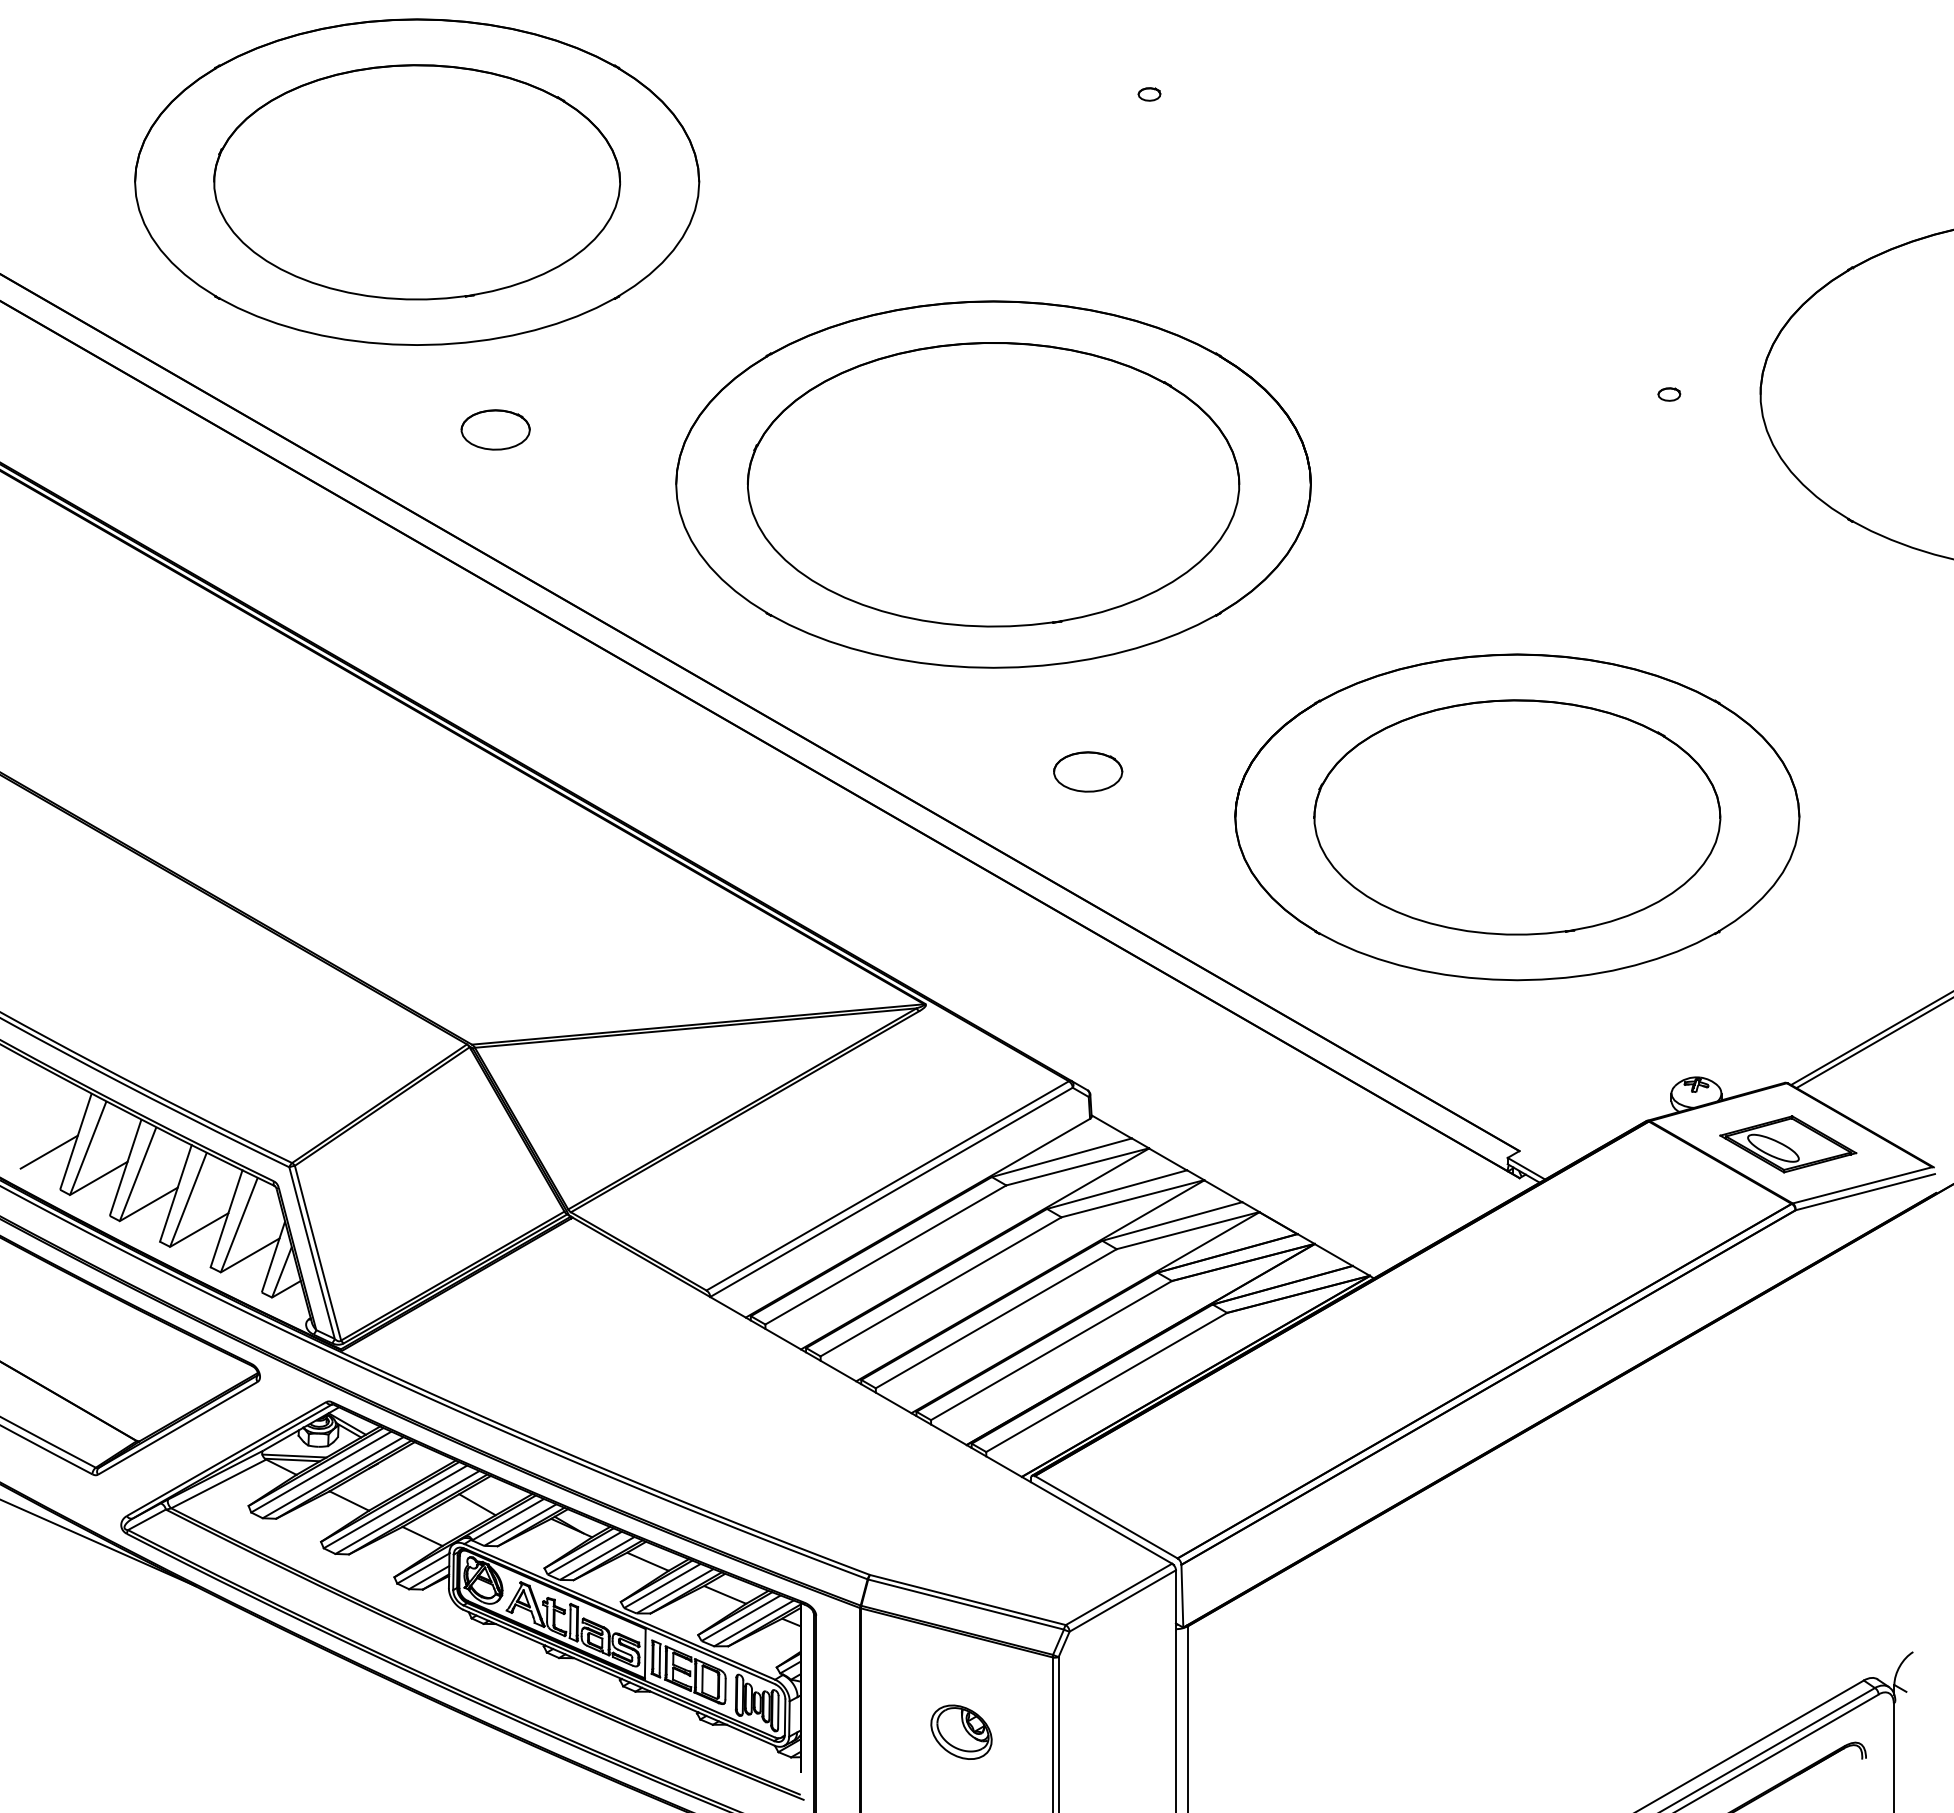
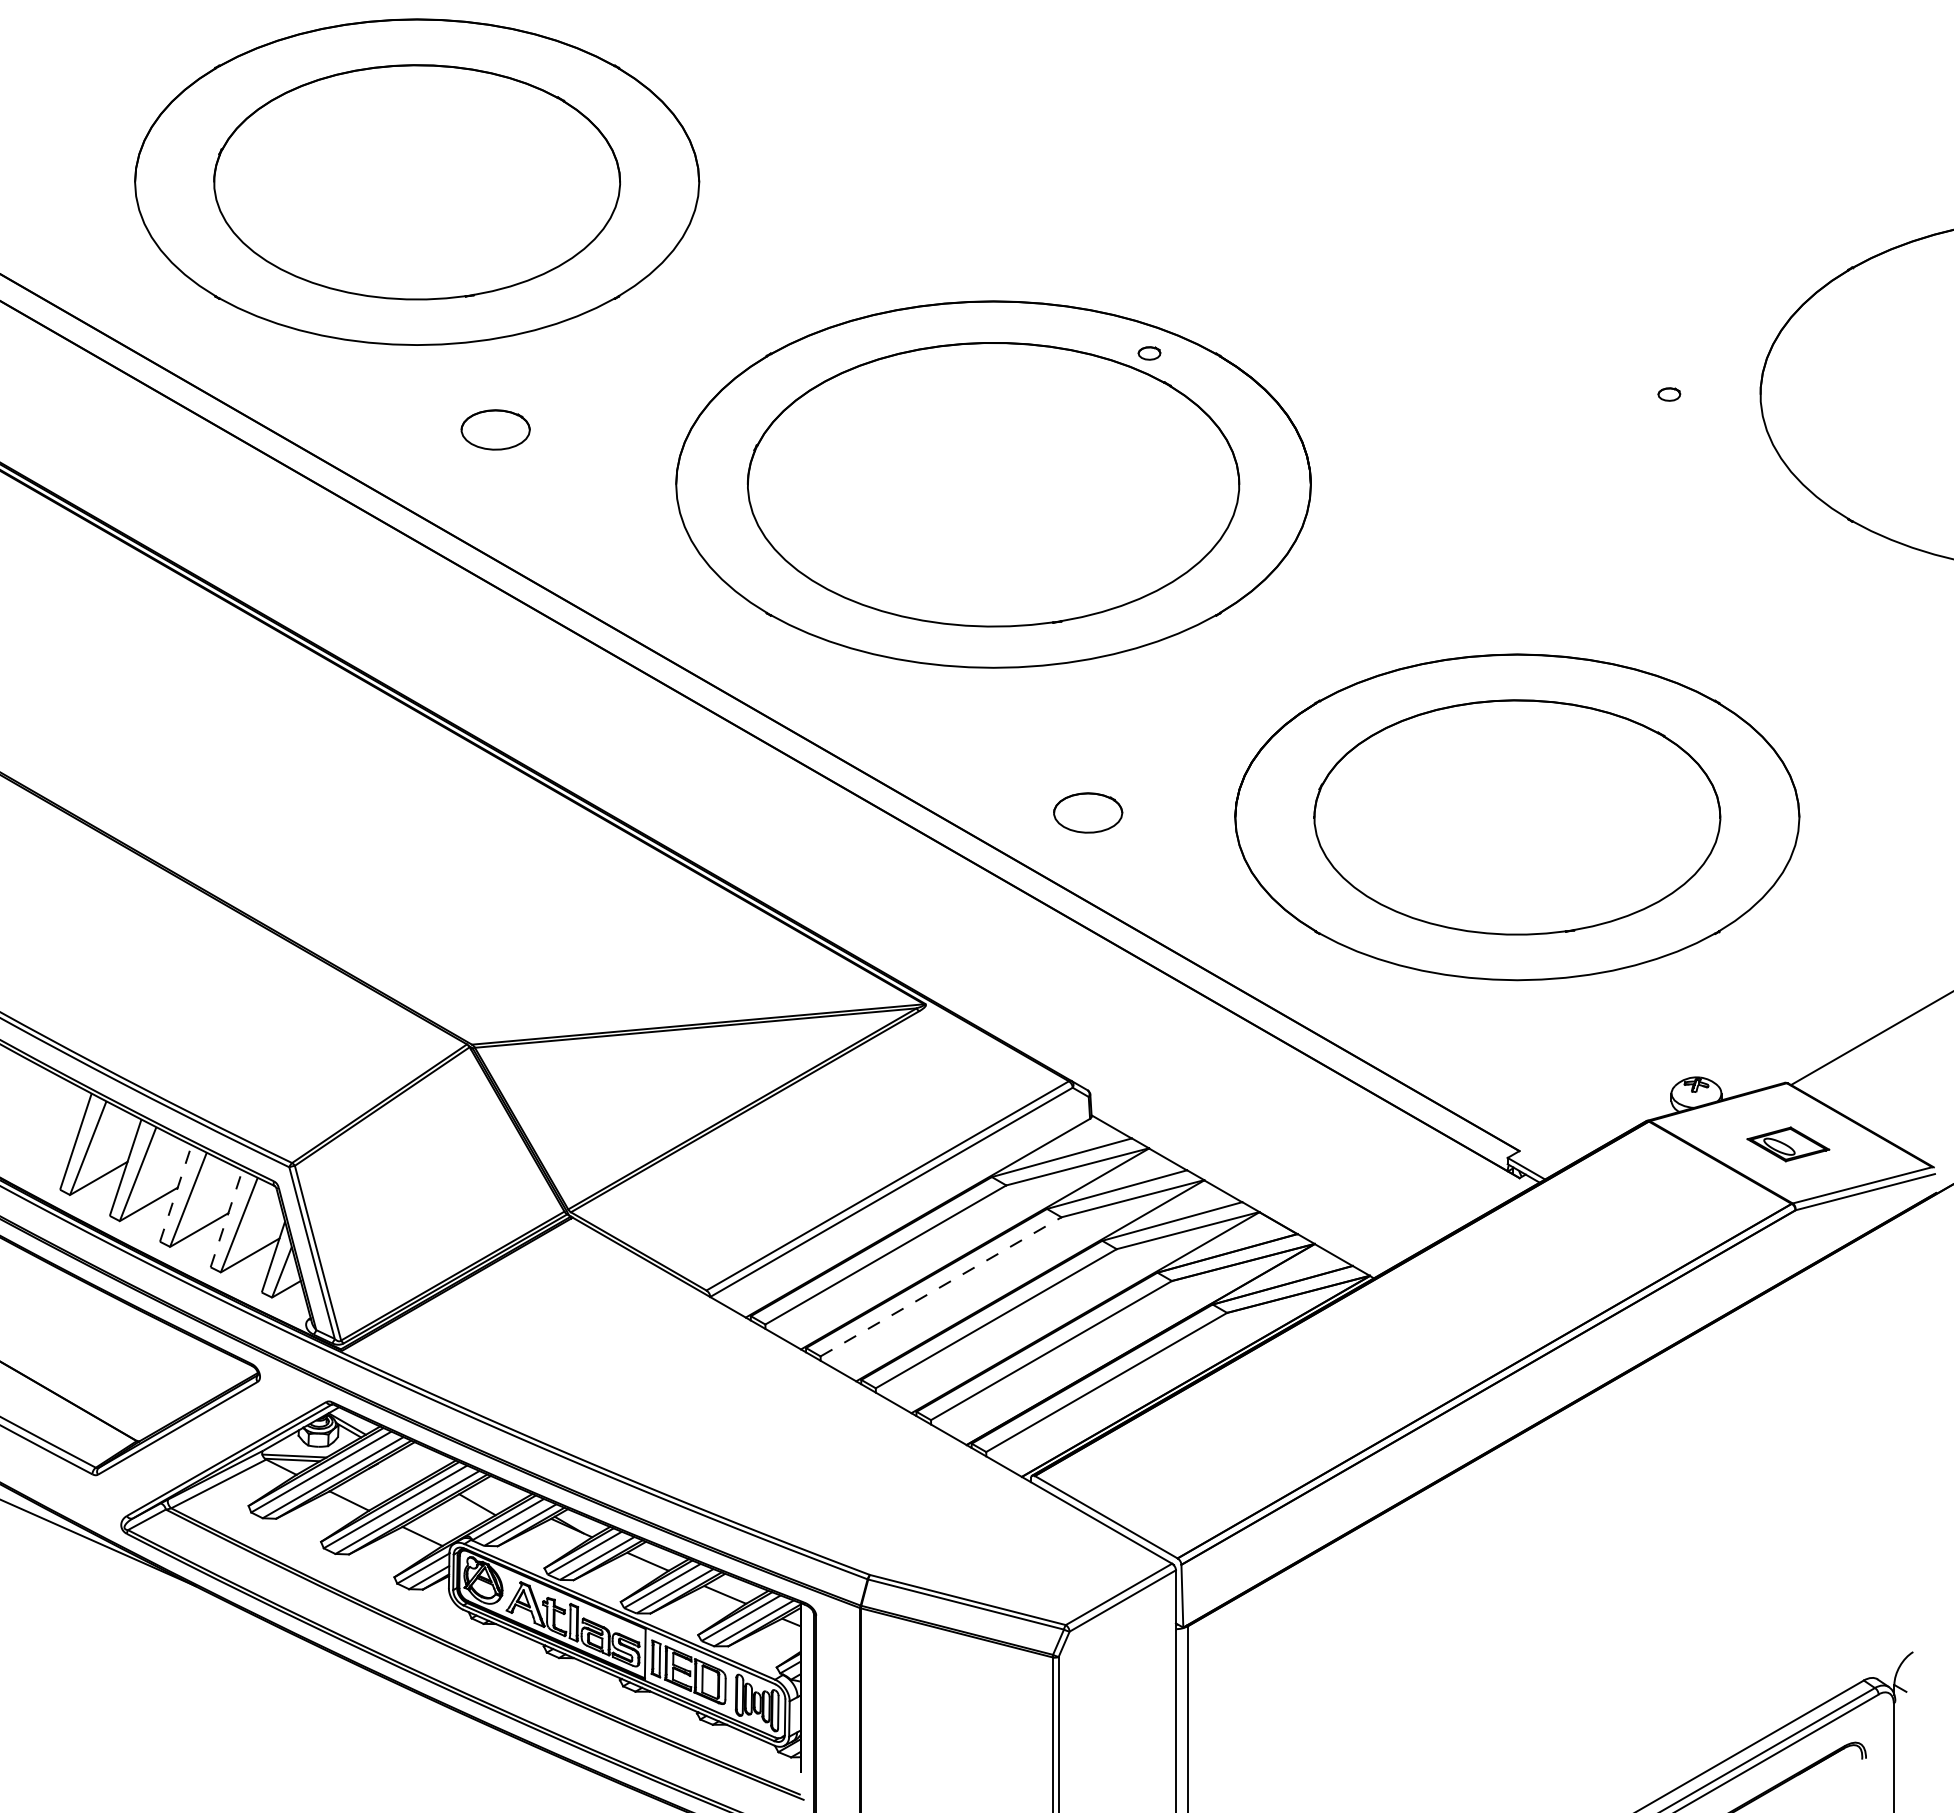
part position: (1149, 94) -> (1149, 353) (1149, 353)
part position: (1088, 771) -> (1088, 812) (1088, 812)
line: present -> none (1873, 1043)
part size: 139x59 px -> 85x37 px (1788, 1144)
line: present -> none (48, 1151)
line: solid -> dashed (175, 1193)
line: solid -> dashed (226, 1218)
line: solid -> dashed (941, 1286)
part: present -> none (961, 1731)
